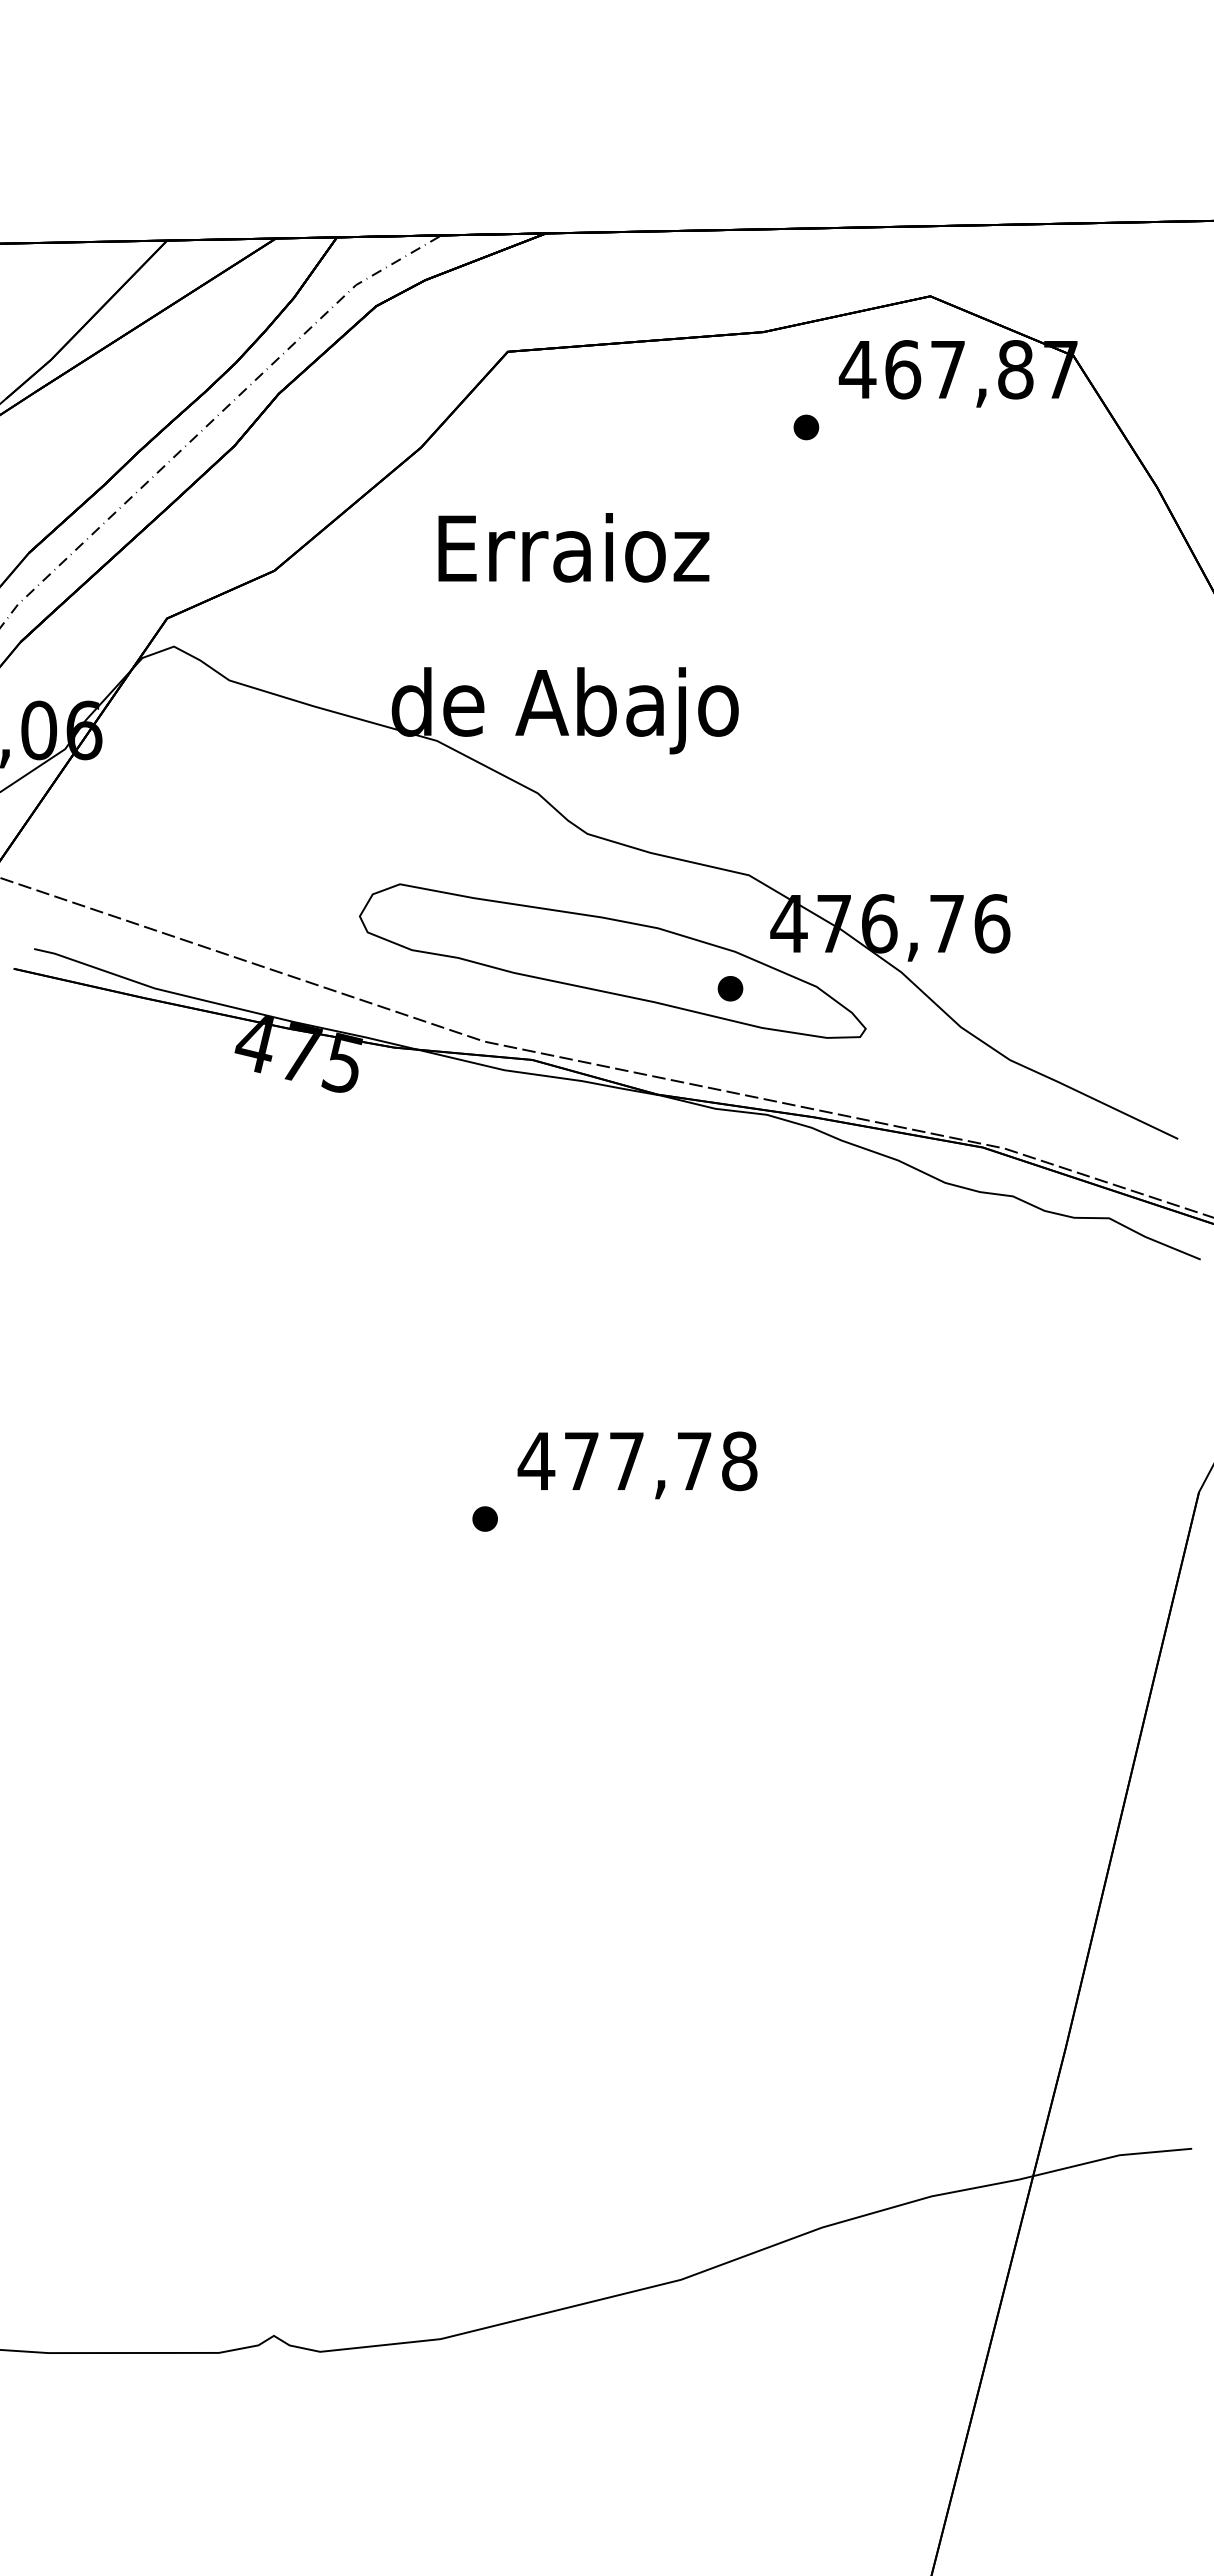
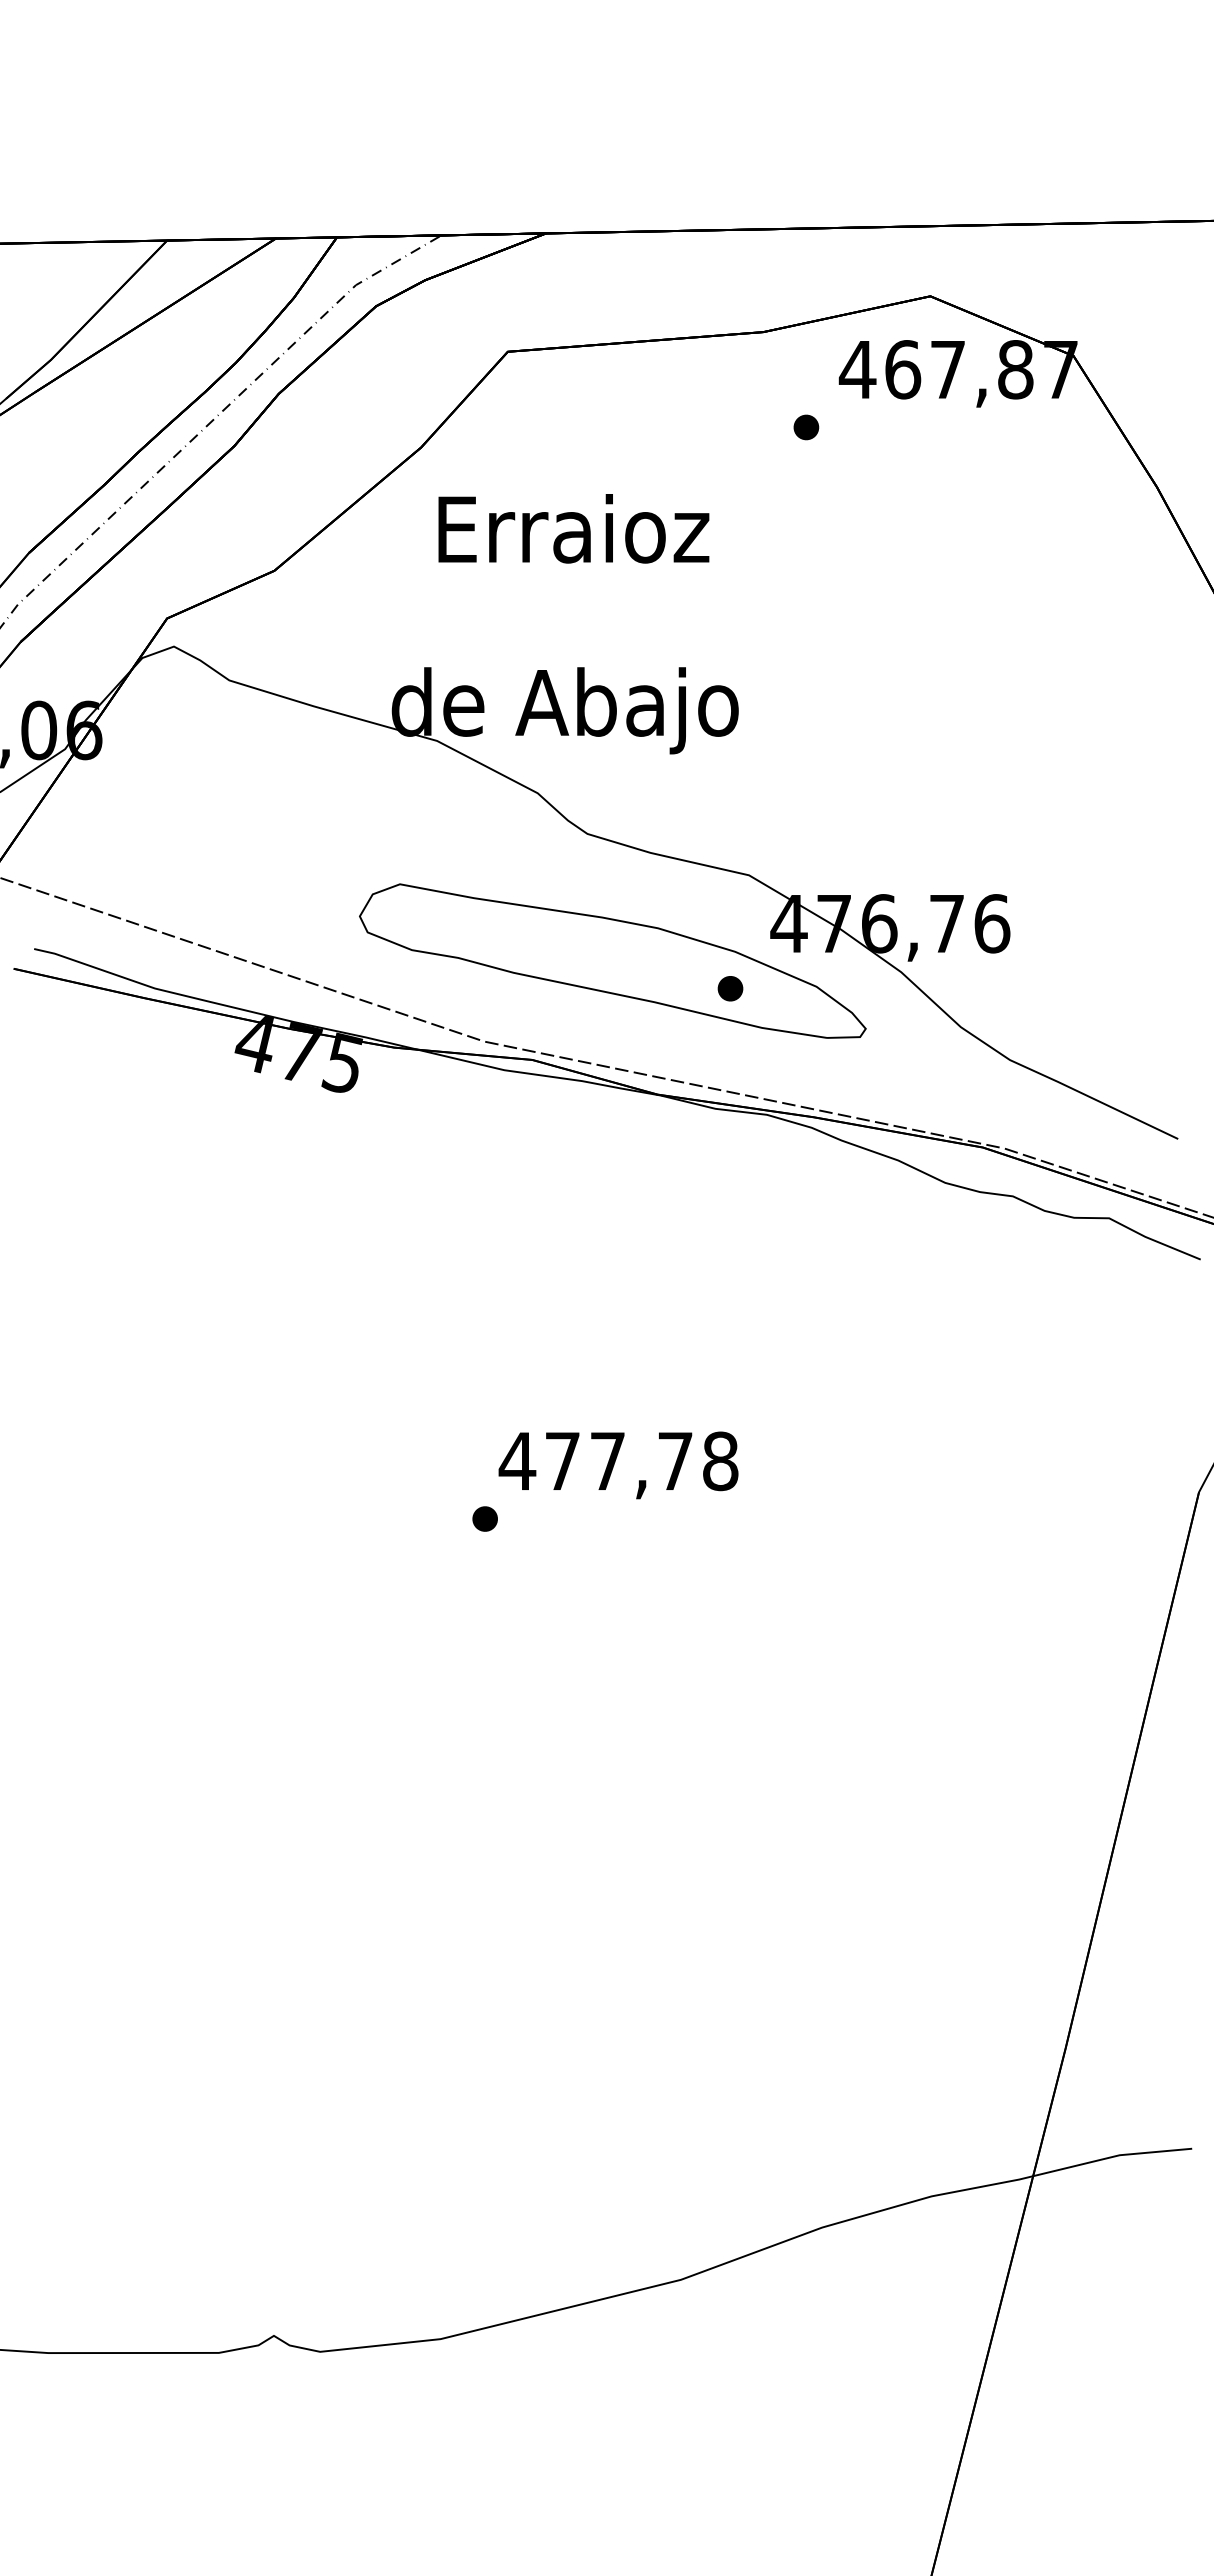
text position: (573, 547) -> (573, 528) (573, 528)
text position: (637, 1465) -> (618, 1465) (618, 1465)
